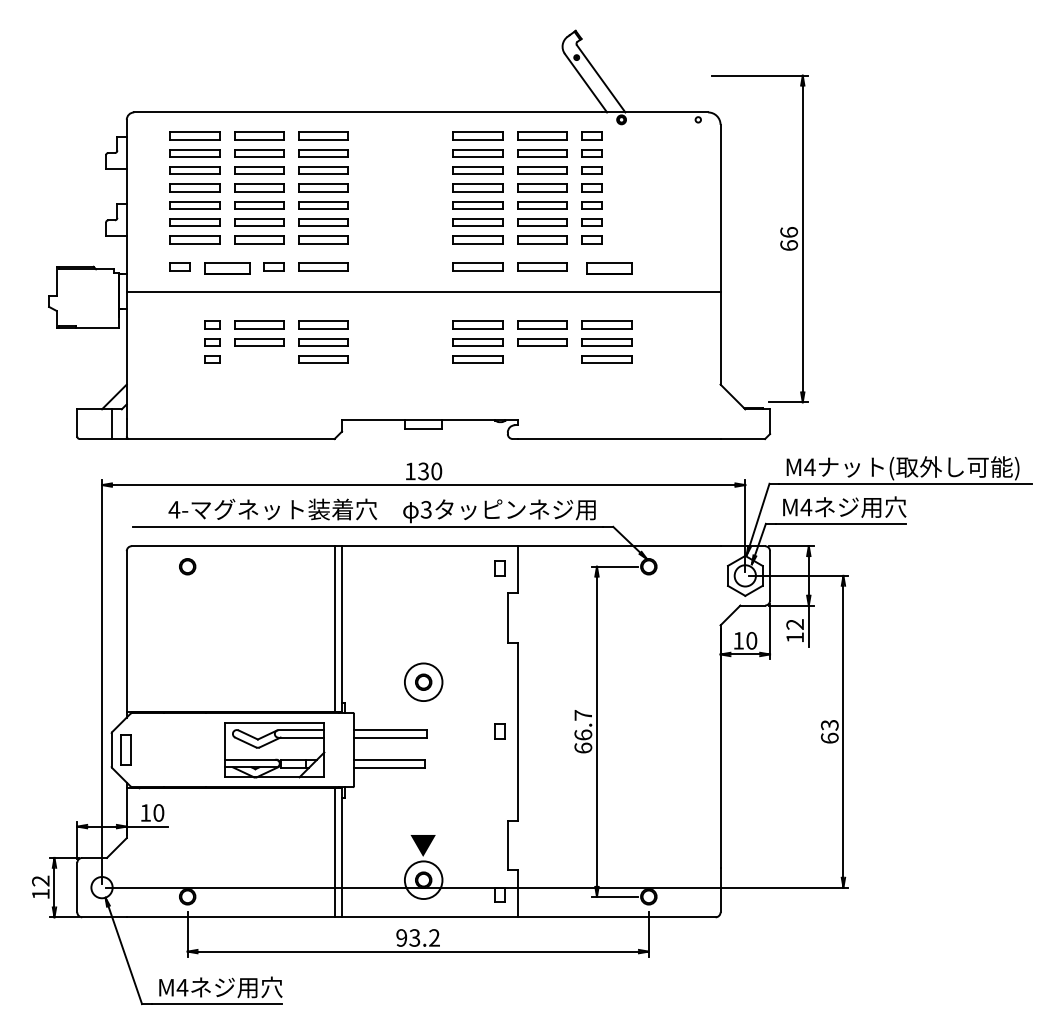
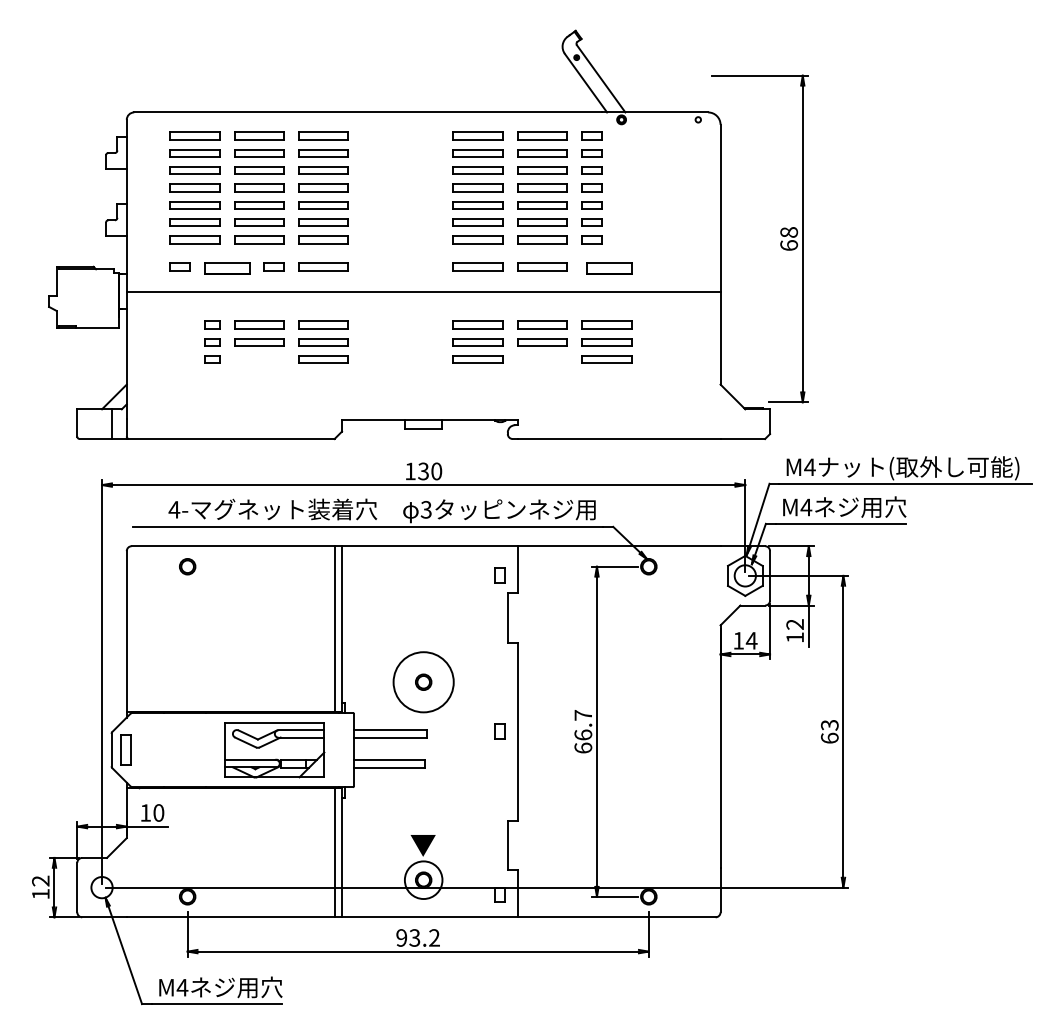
text: 66 -> 68 (788, 232)
part position: (499, 568) -> (499, 575) (499, 575)
text: 10 -> 14 (751, 640)
circle diameter: 38 px -> 60 px (423, 682)
